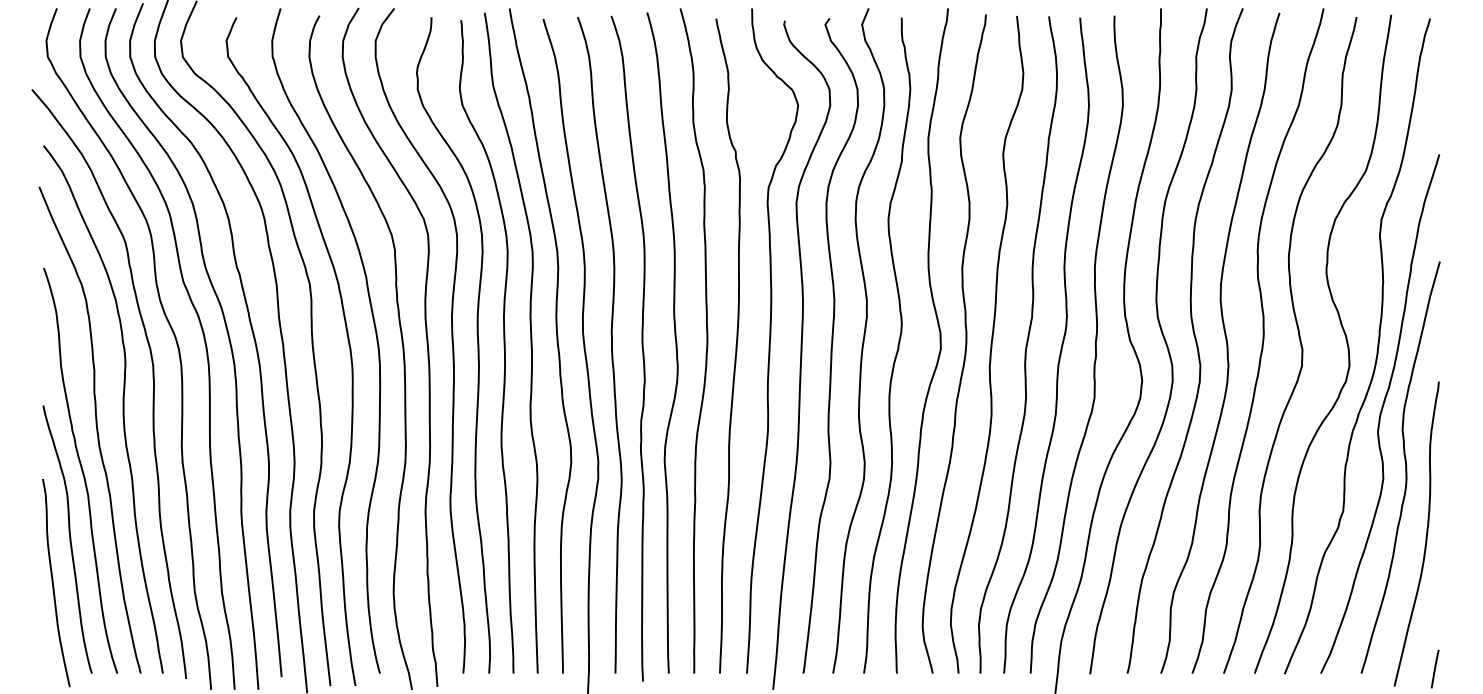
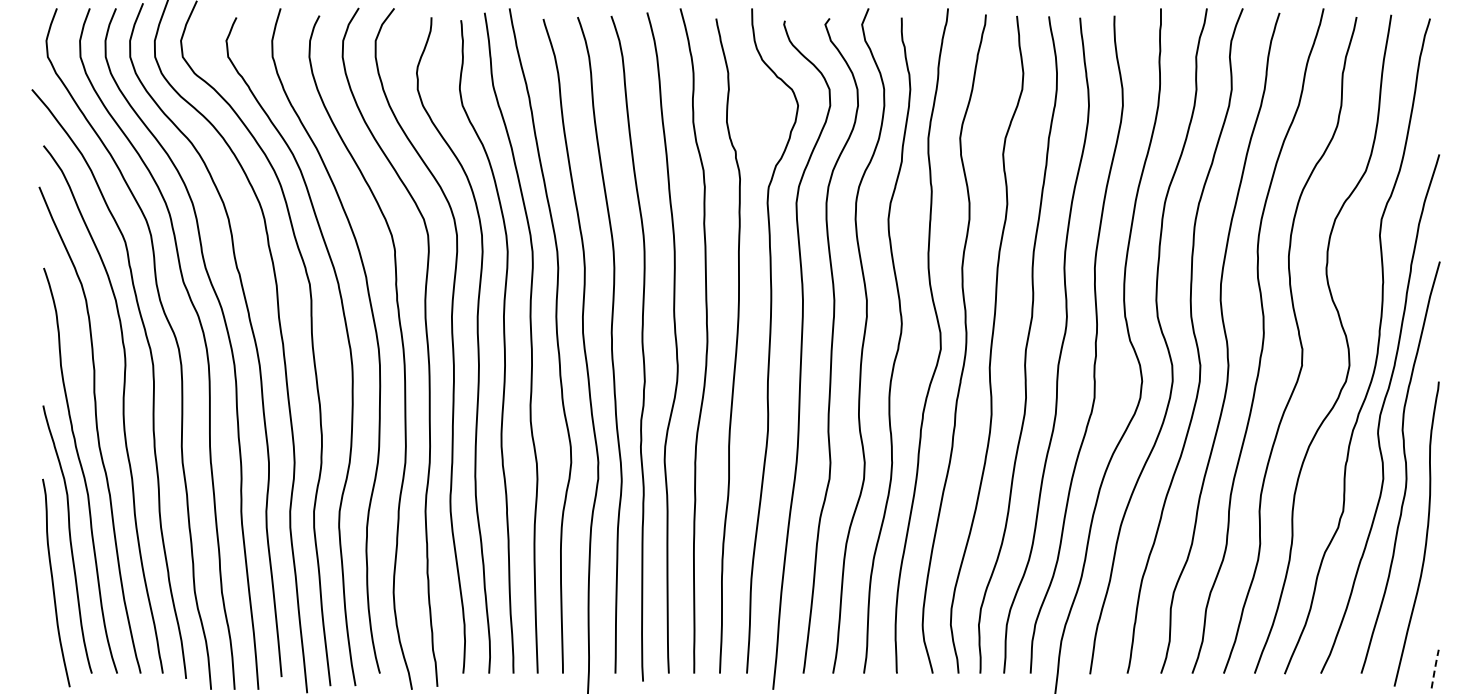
line: solid -> dashed (1434, 668)
